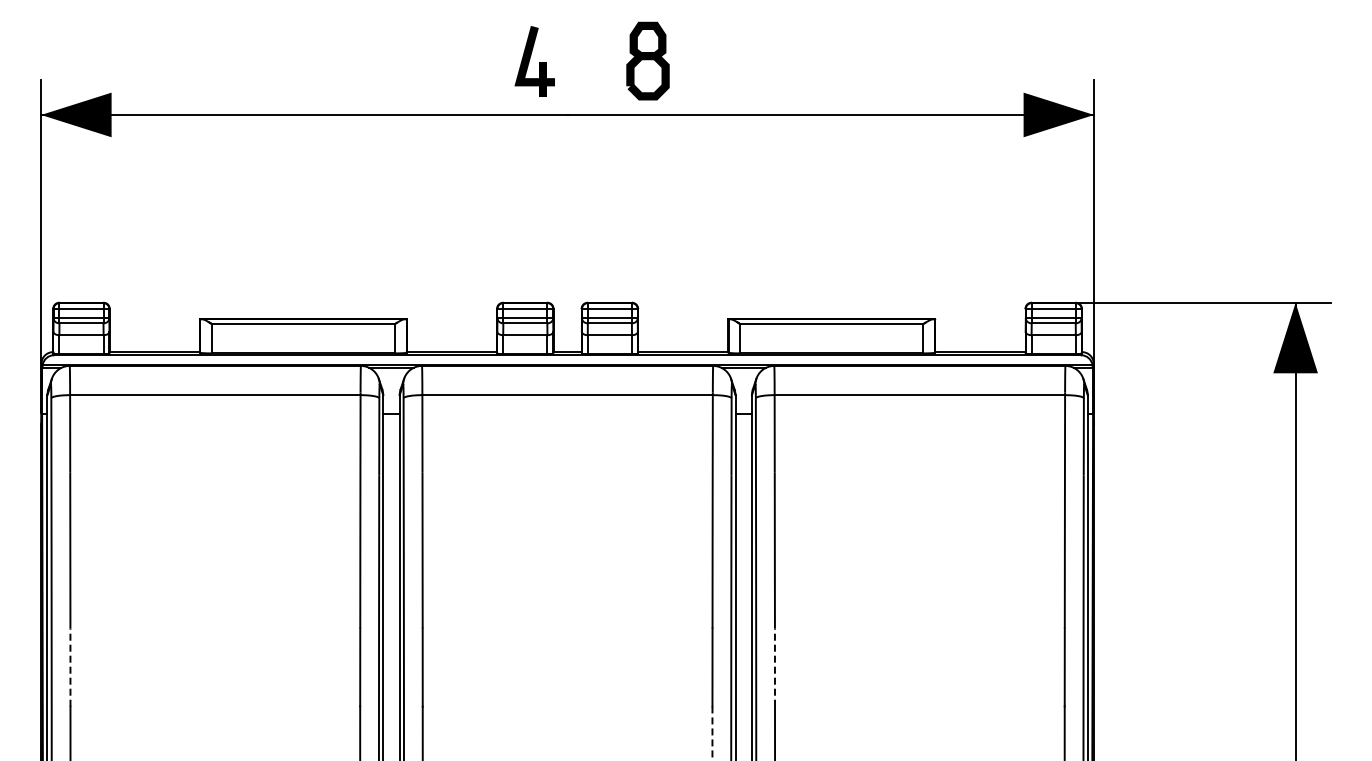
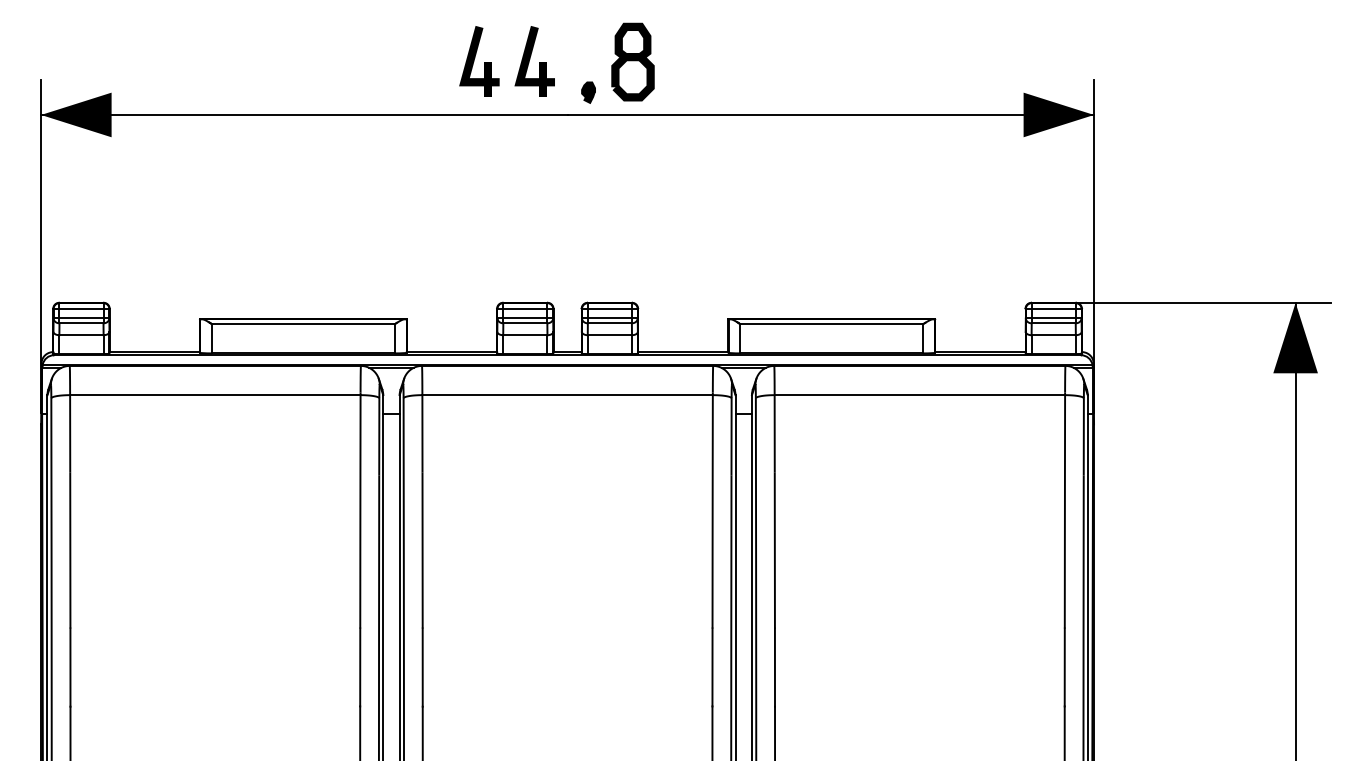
part position: (647, 60) -> (632, 61) (632, 61)
part: none -> present (479, 61)
part: none -> present (588, 92)
line: dashed -> solid (70, 667)
line: dashed -> solid (774, 667)
line: dashed -> solid (712, 734)
